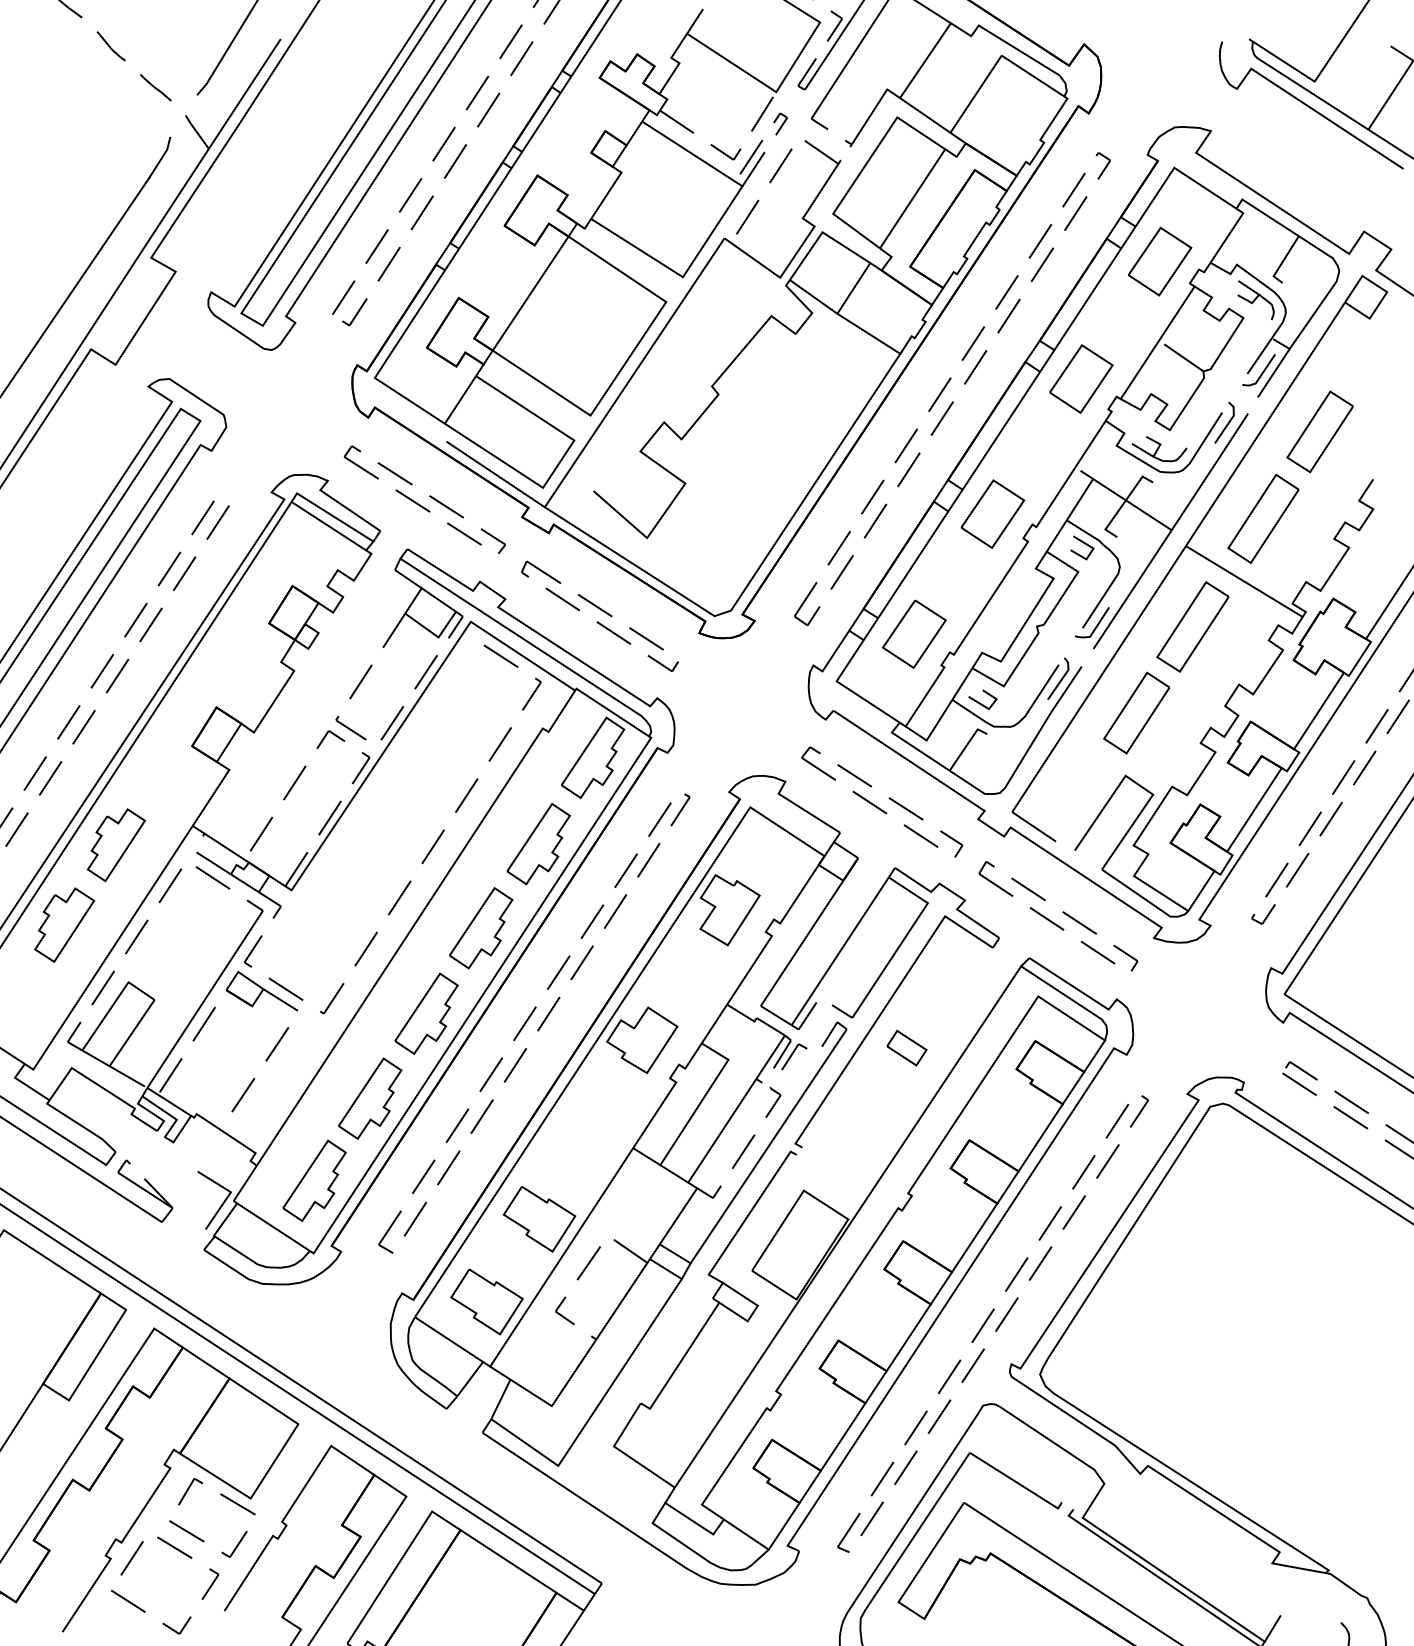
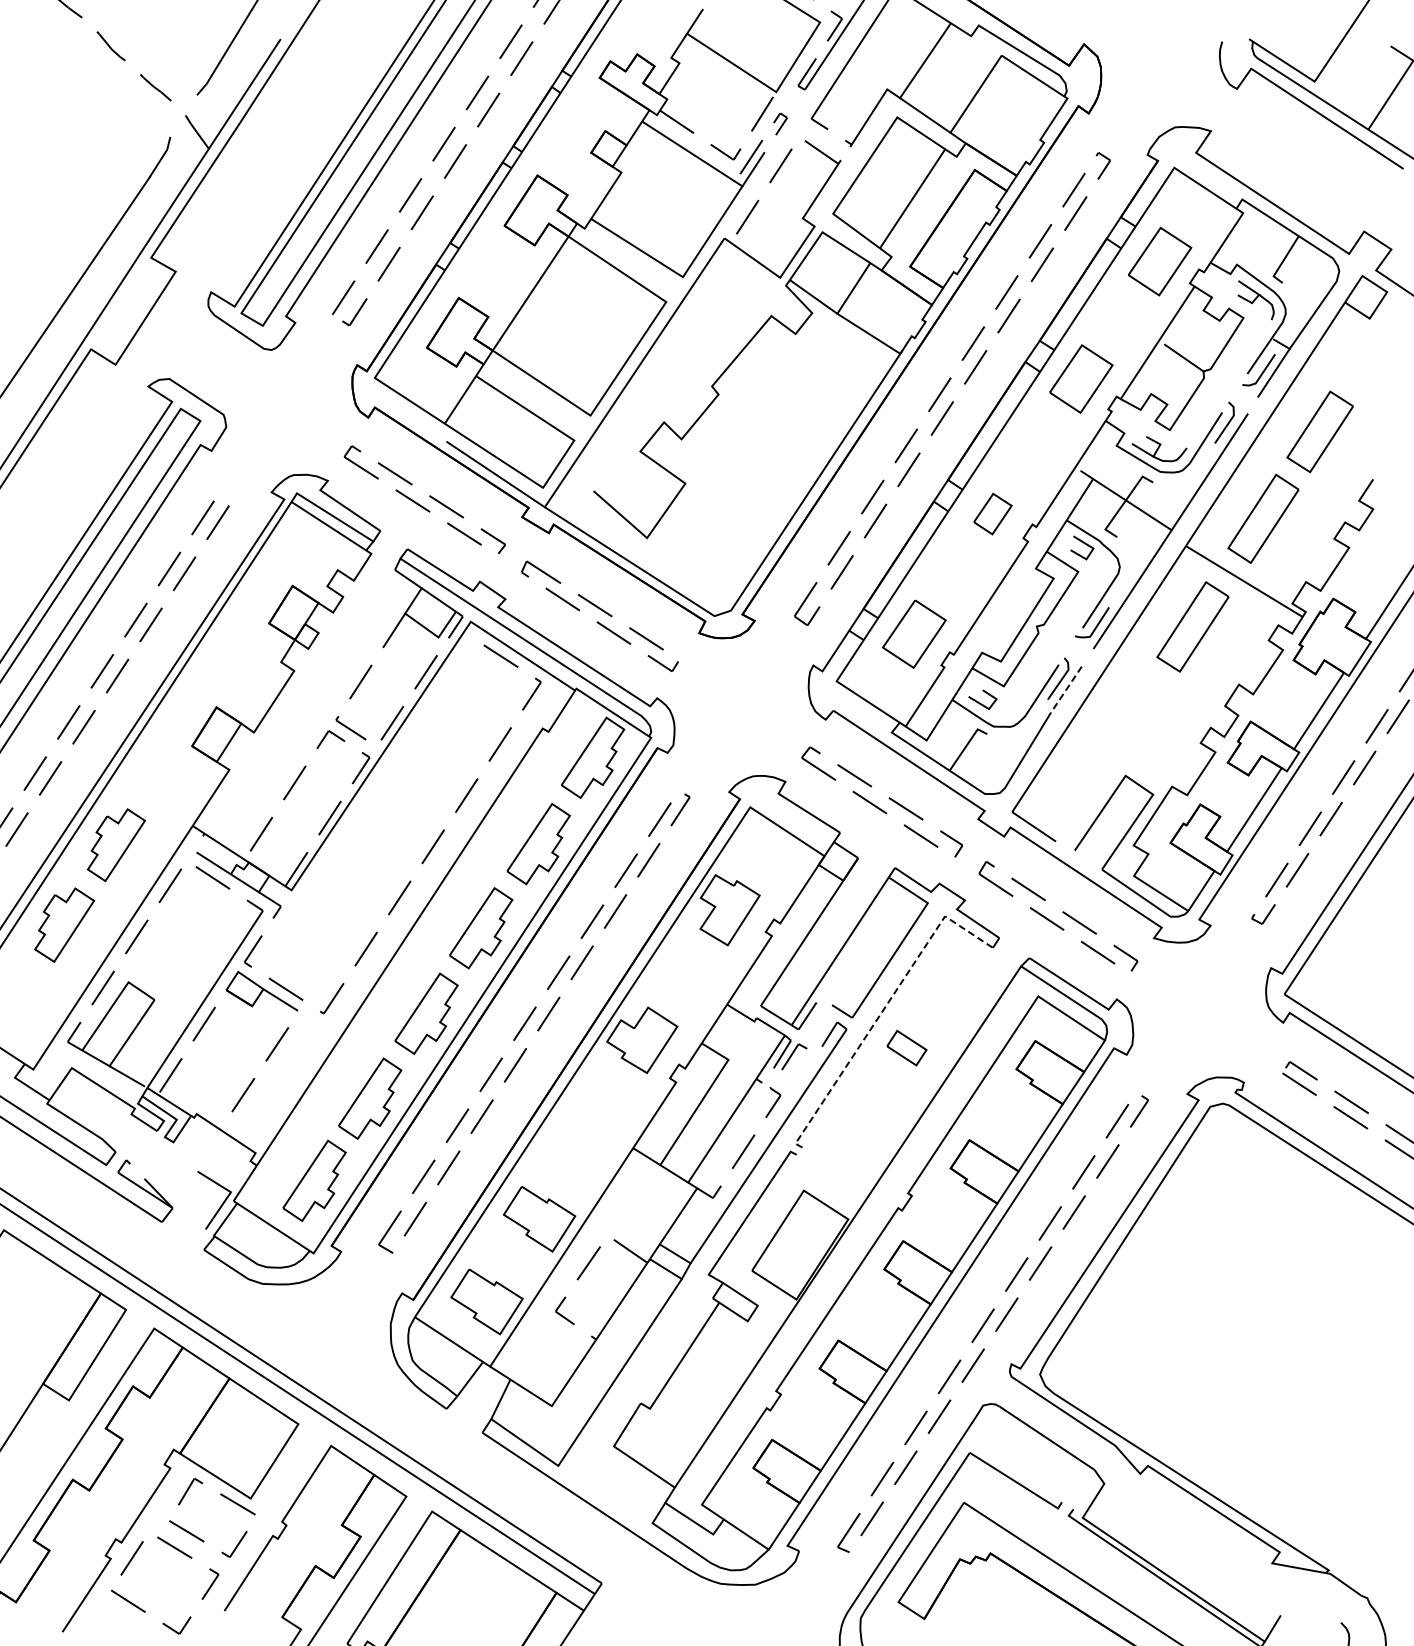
part size: 66x70 px -> 40x44 px (992, 513)
line: solid -> dashed (1066, 689)
part: present -> none (1136, 712)
line: solid -> dashed (884, 1008)
